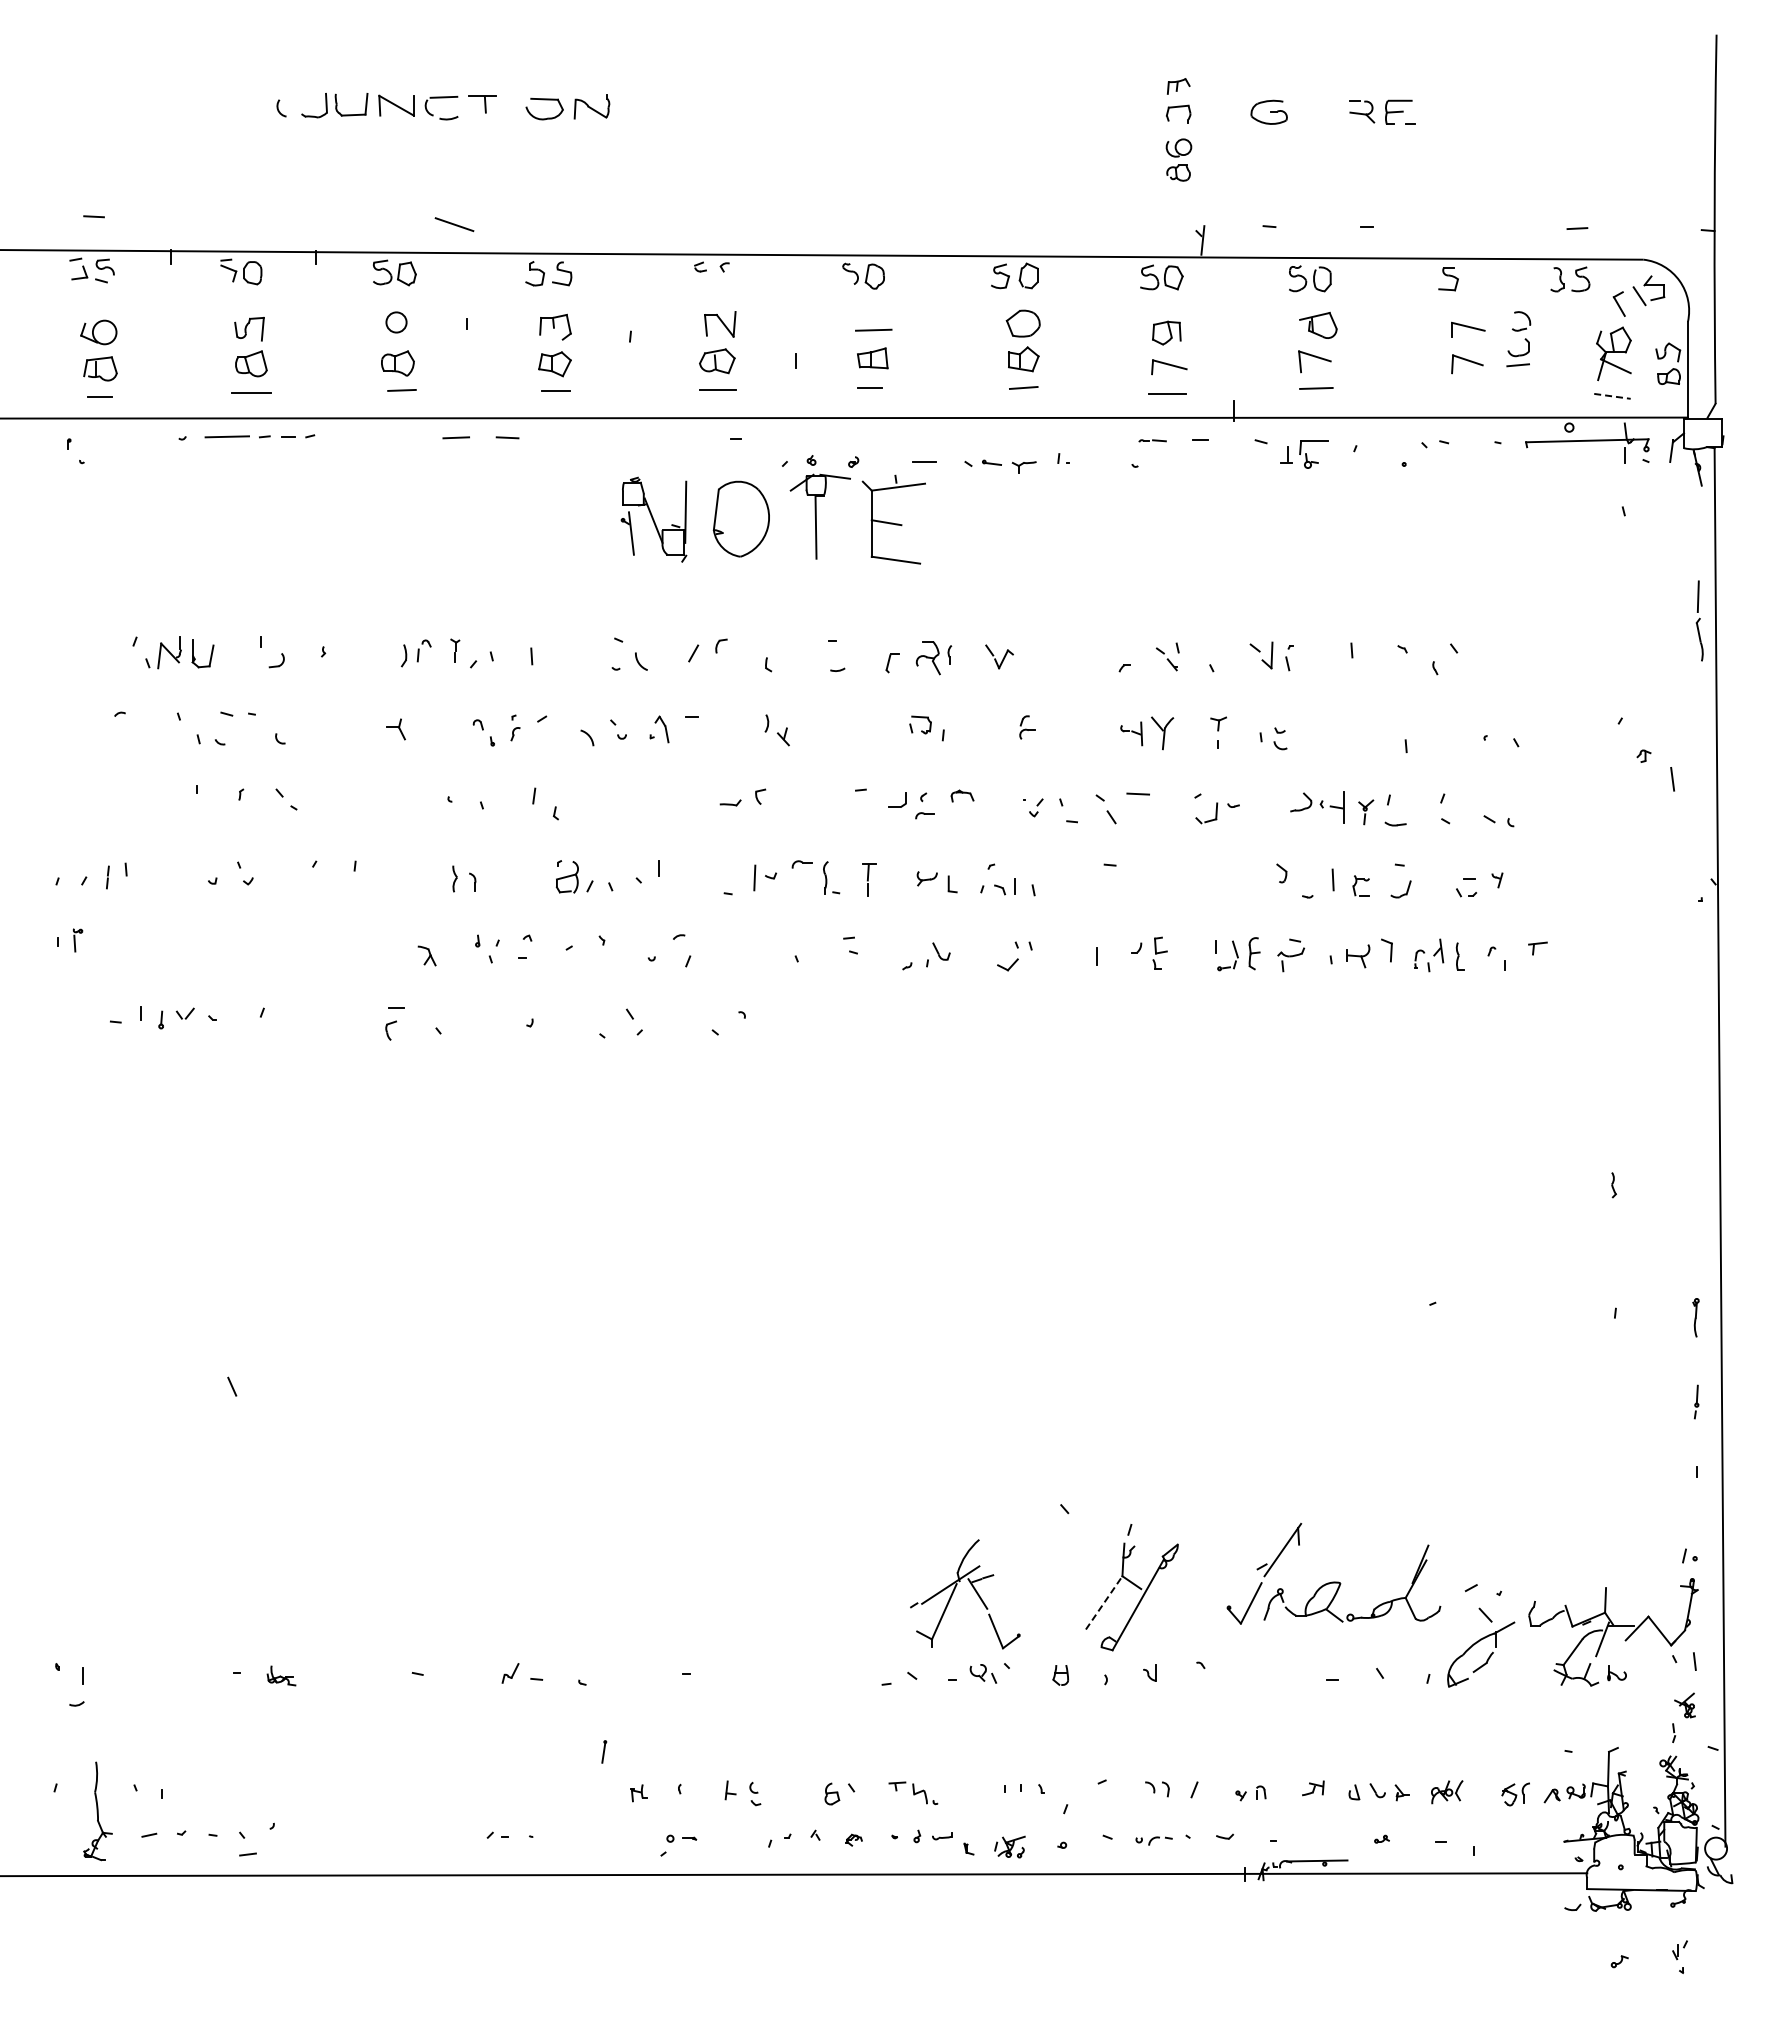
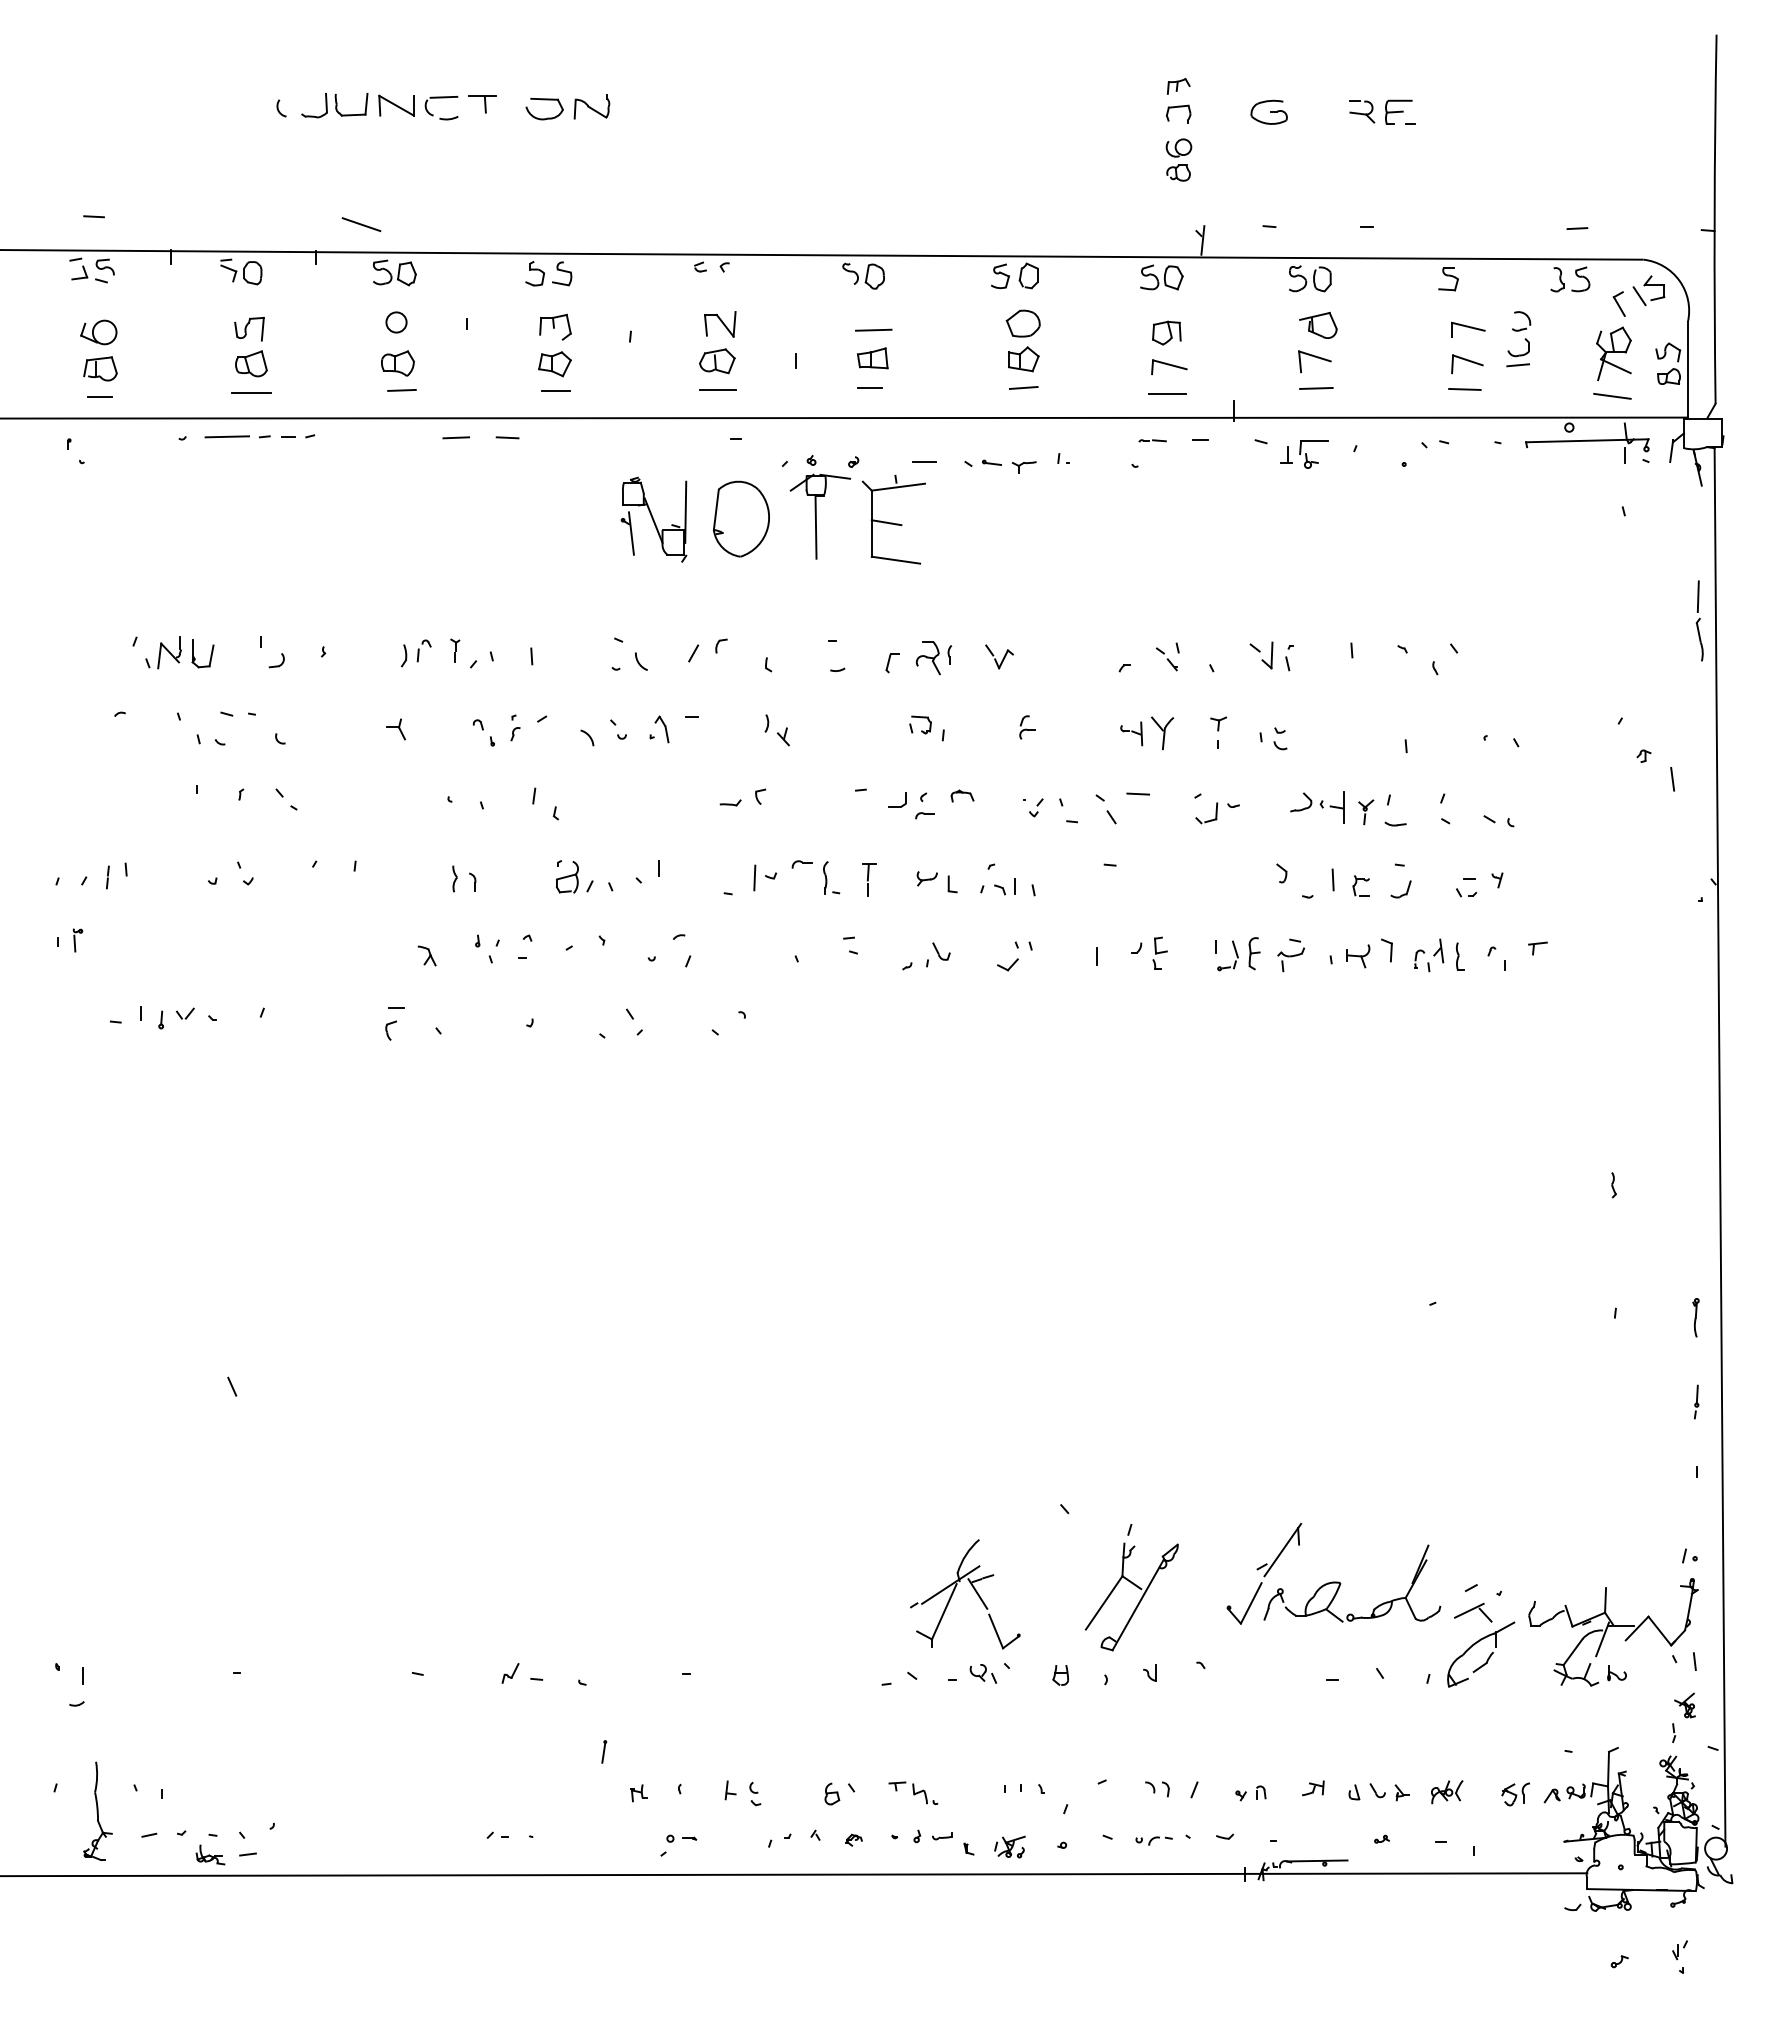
line position: (454, 224) -> (361, 224) (361, 224)
line: none -> present (1464, 388)
line: dashed -> solid (1612, 396)
line: dashed -> solid (1104, 1602)
line: none -> present (1469, 1610)
part position: (281, 1675) -> (210, 1854) (210, 1854)
